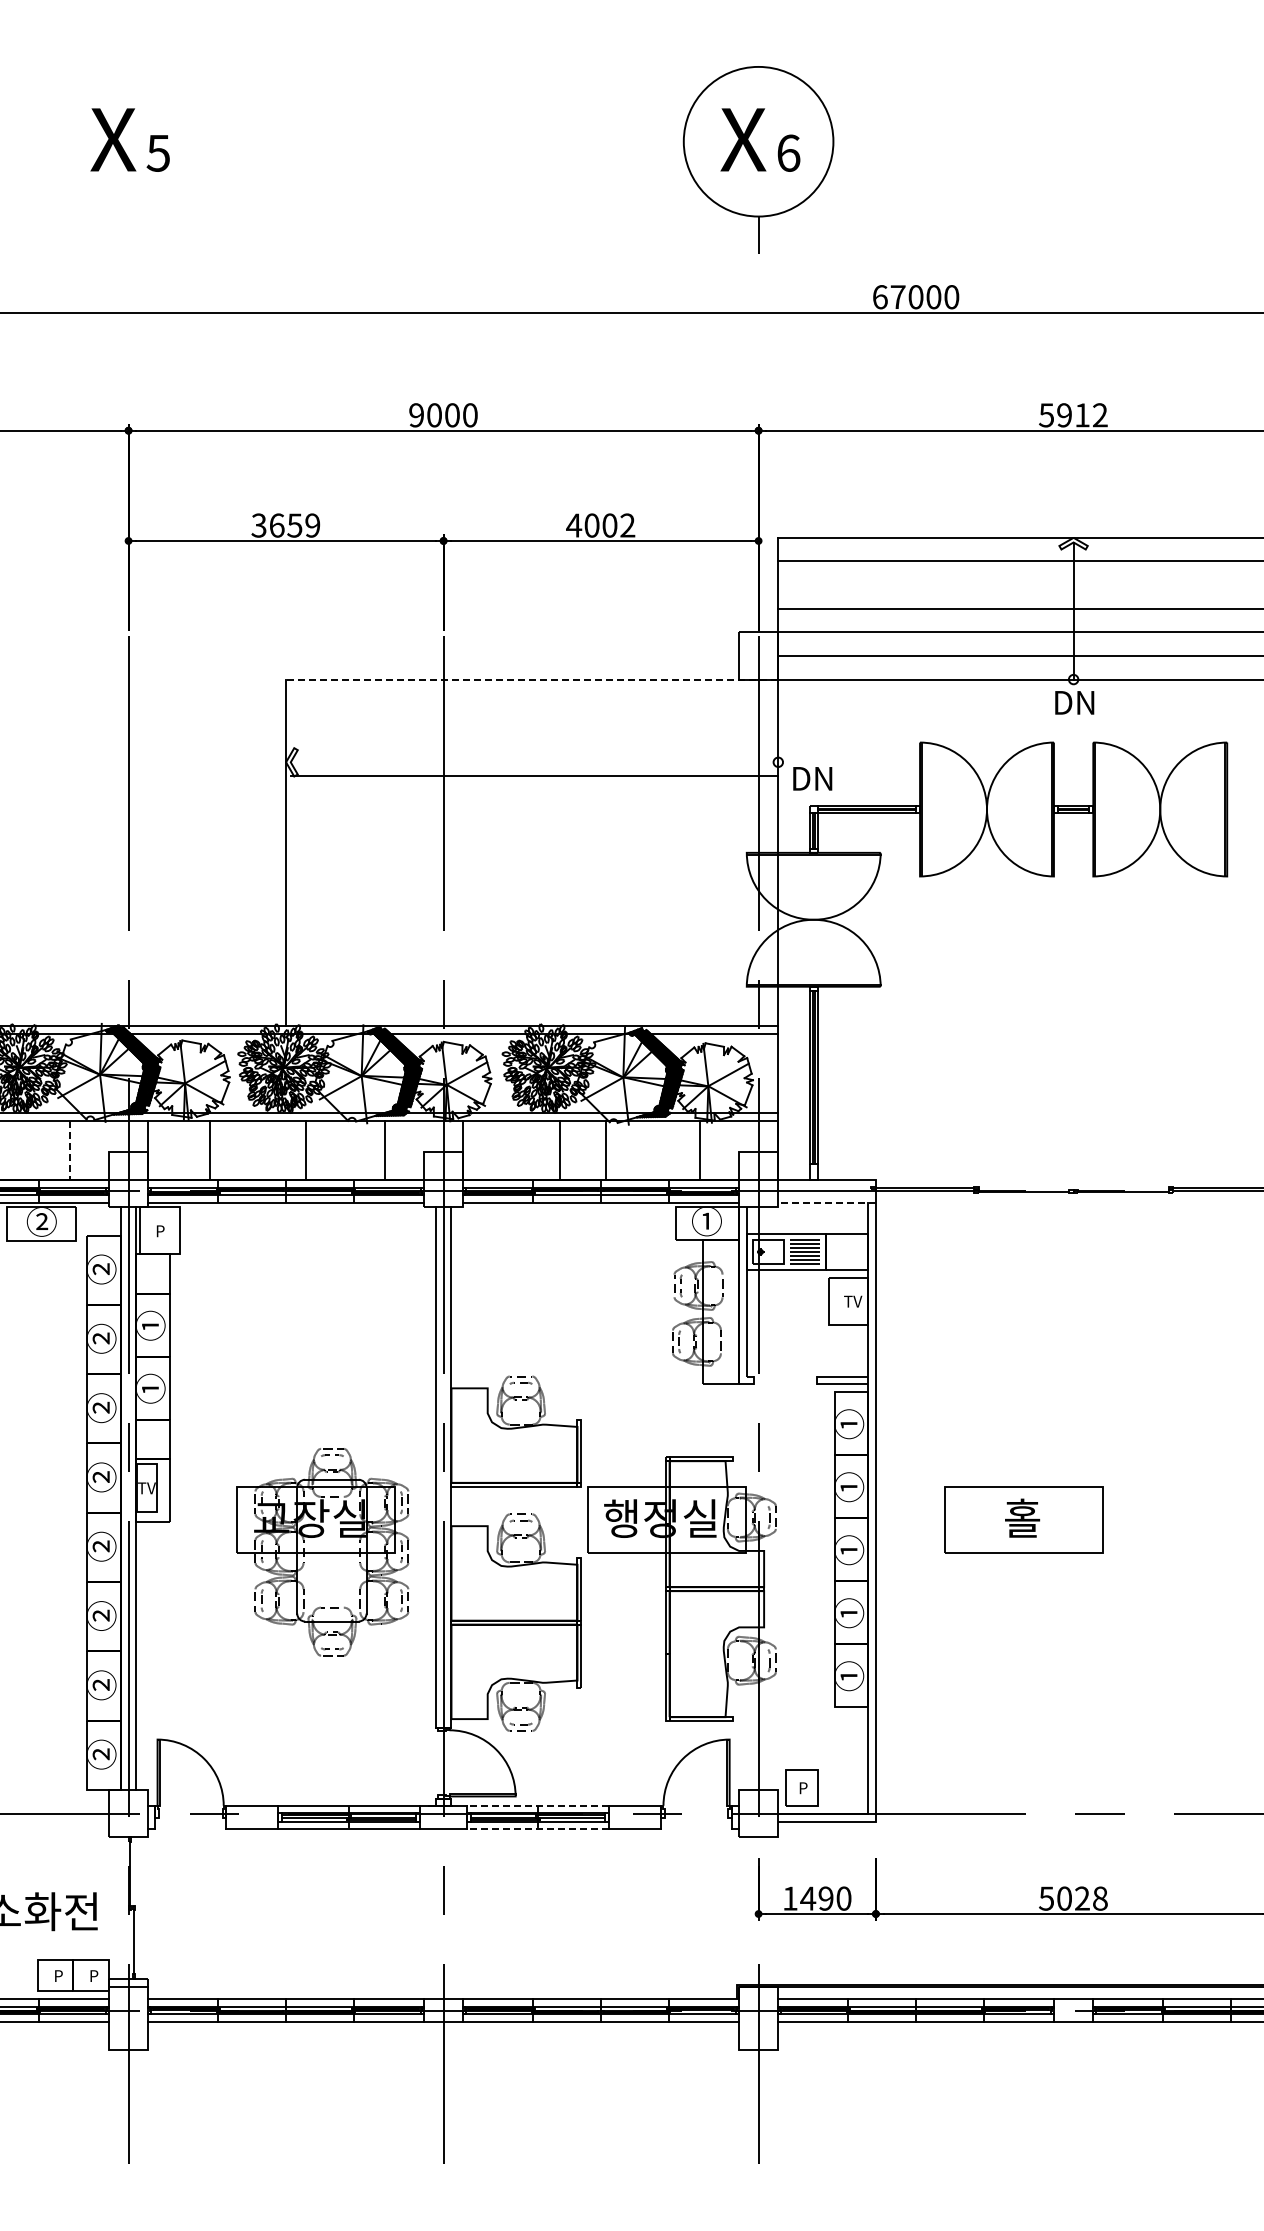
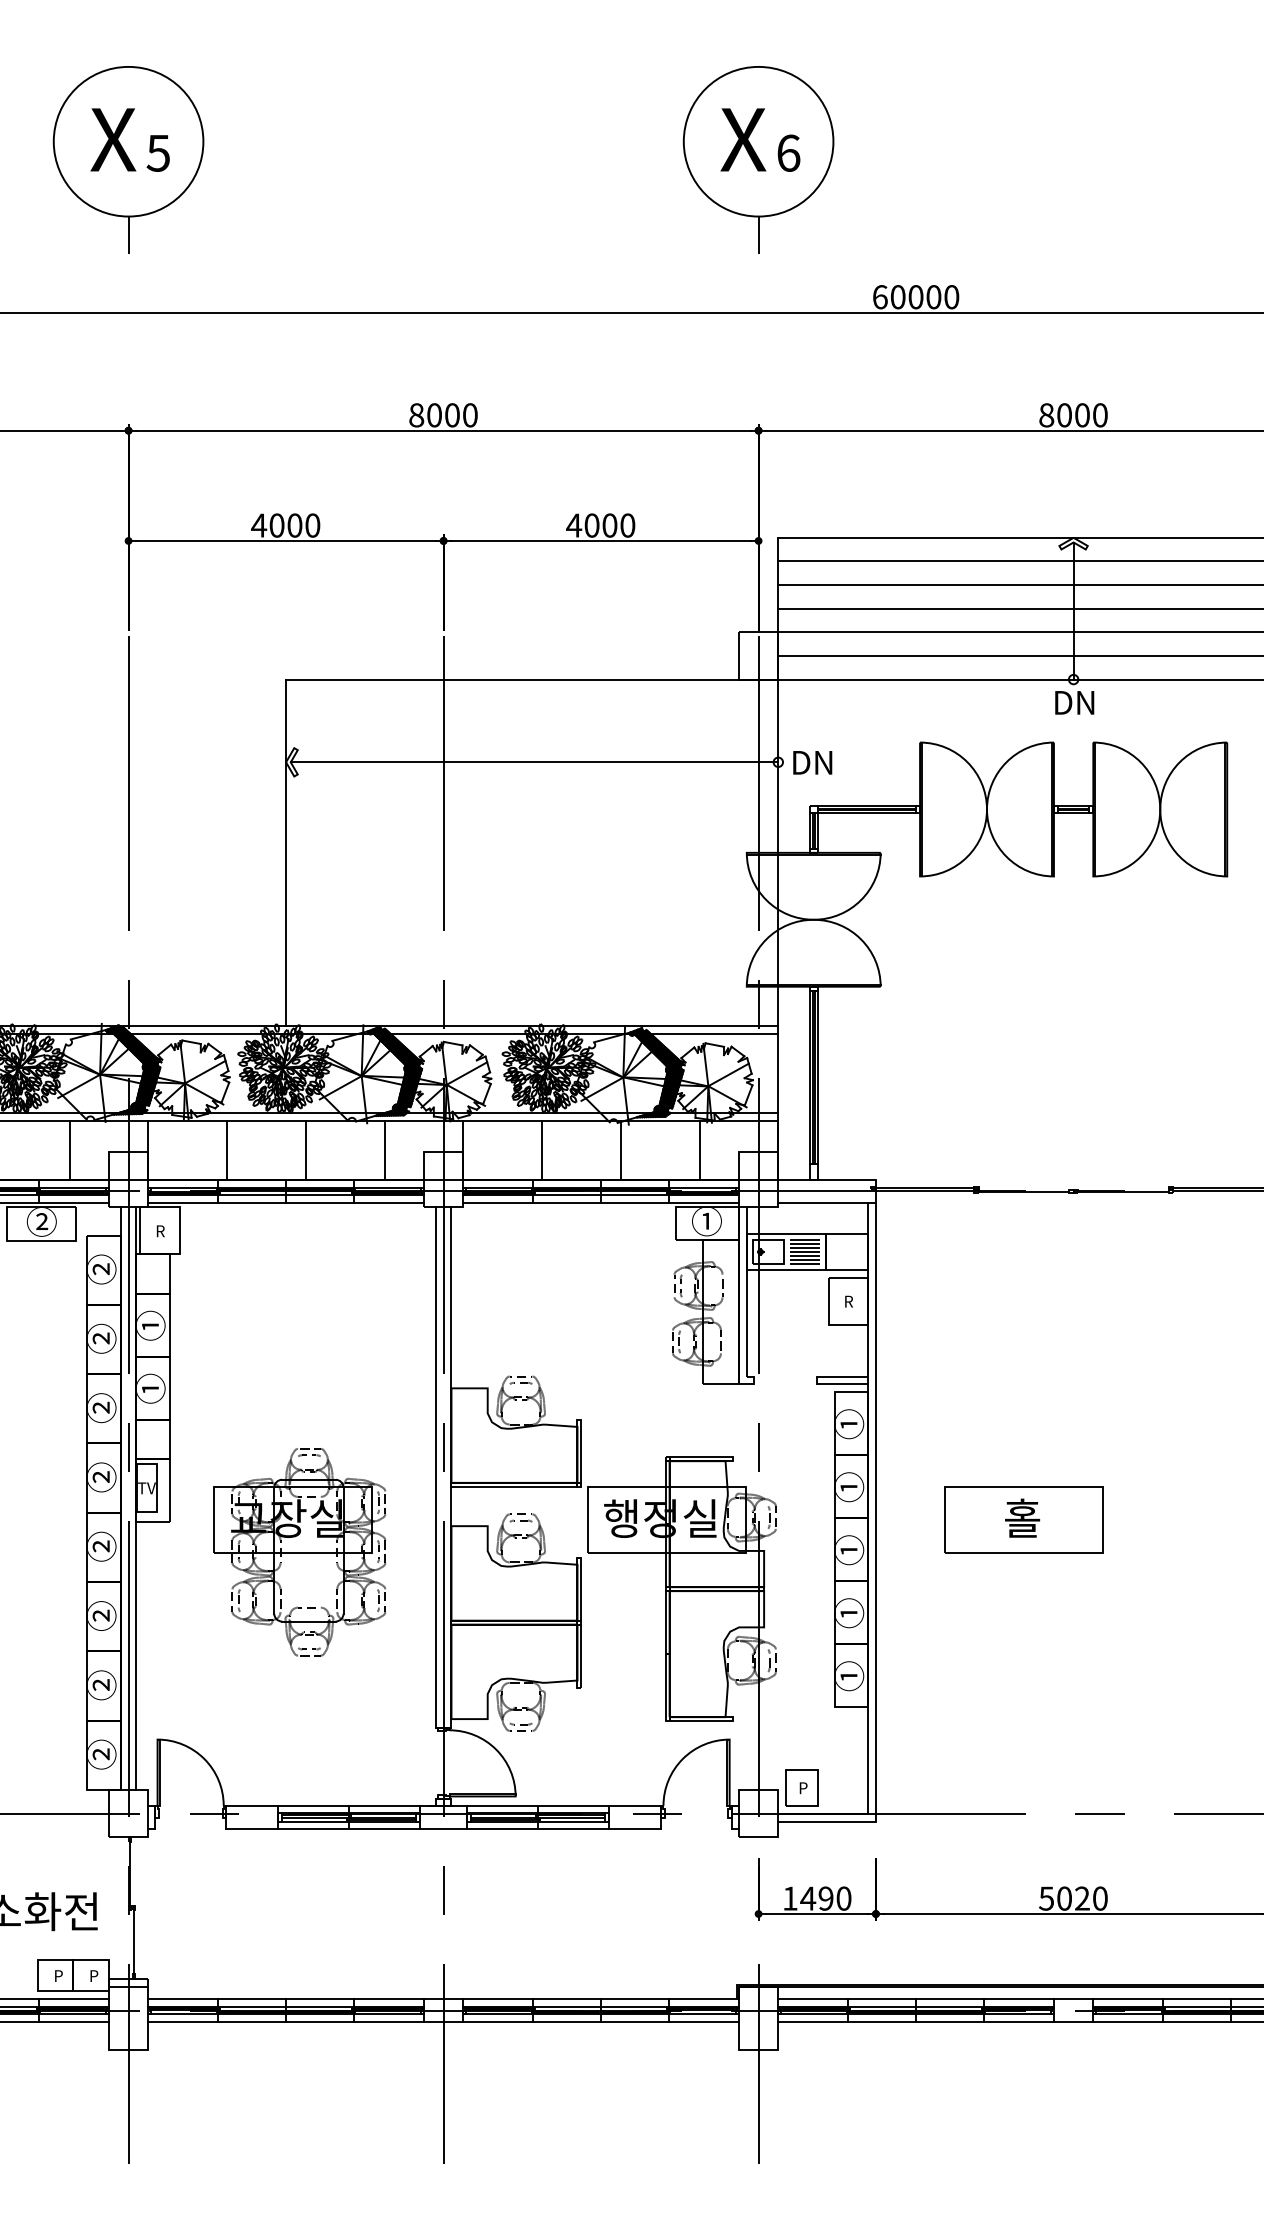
part: none -> present (128, 159)
text: 67000 -> 60000 (897, 297)
text: 9000 -> 8000 (416, 415)
text: 5912 -> 8000 (1073, 415)
text: 3659 -> 4000 (285, 525)
text: 4002 -> 4000 (627, 525)
line: none -> present (1019, 585)
line: dashed -> solid (531, 679)
line position: (534, 776) -> (534, 762) (534, 762)
text position: (812, 778) -> (812, 762) (812, 762)
line position: (210, 1149) -> (227, 1149) (227, 1149)
line position: (560, 1149) -> (542, 1149) (542, 1149)
line position: (605, 1149) -> (620, 1149) (620, 1149)
line: dashed -> solid (69, 1150)
line: dashed -> solid (827, 1203)
text: P -> R (161, 1233)
text: TV -> R (853, 1301)
part position: (322, 1552) -> (299, 1552) (299, 1552)
line: dashed -> solid (538, 1805)
line: dashed -> solid (538, 1829)
text: 5028 -> 5020 (1100, 1898)
